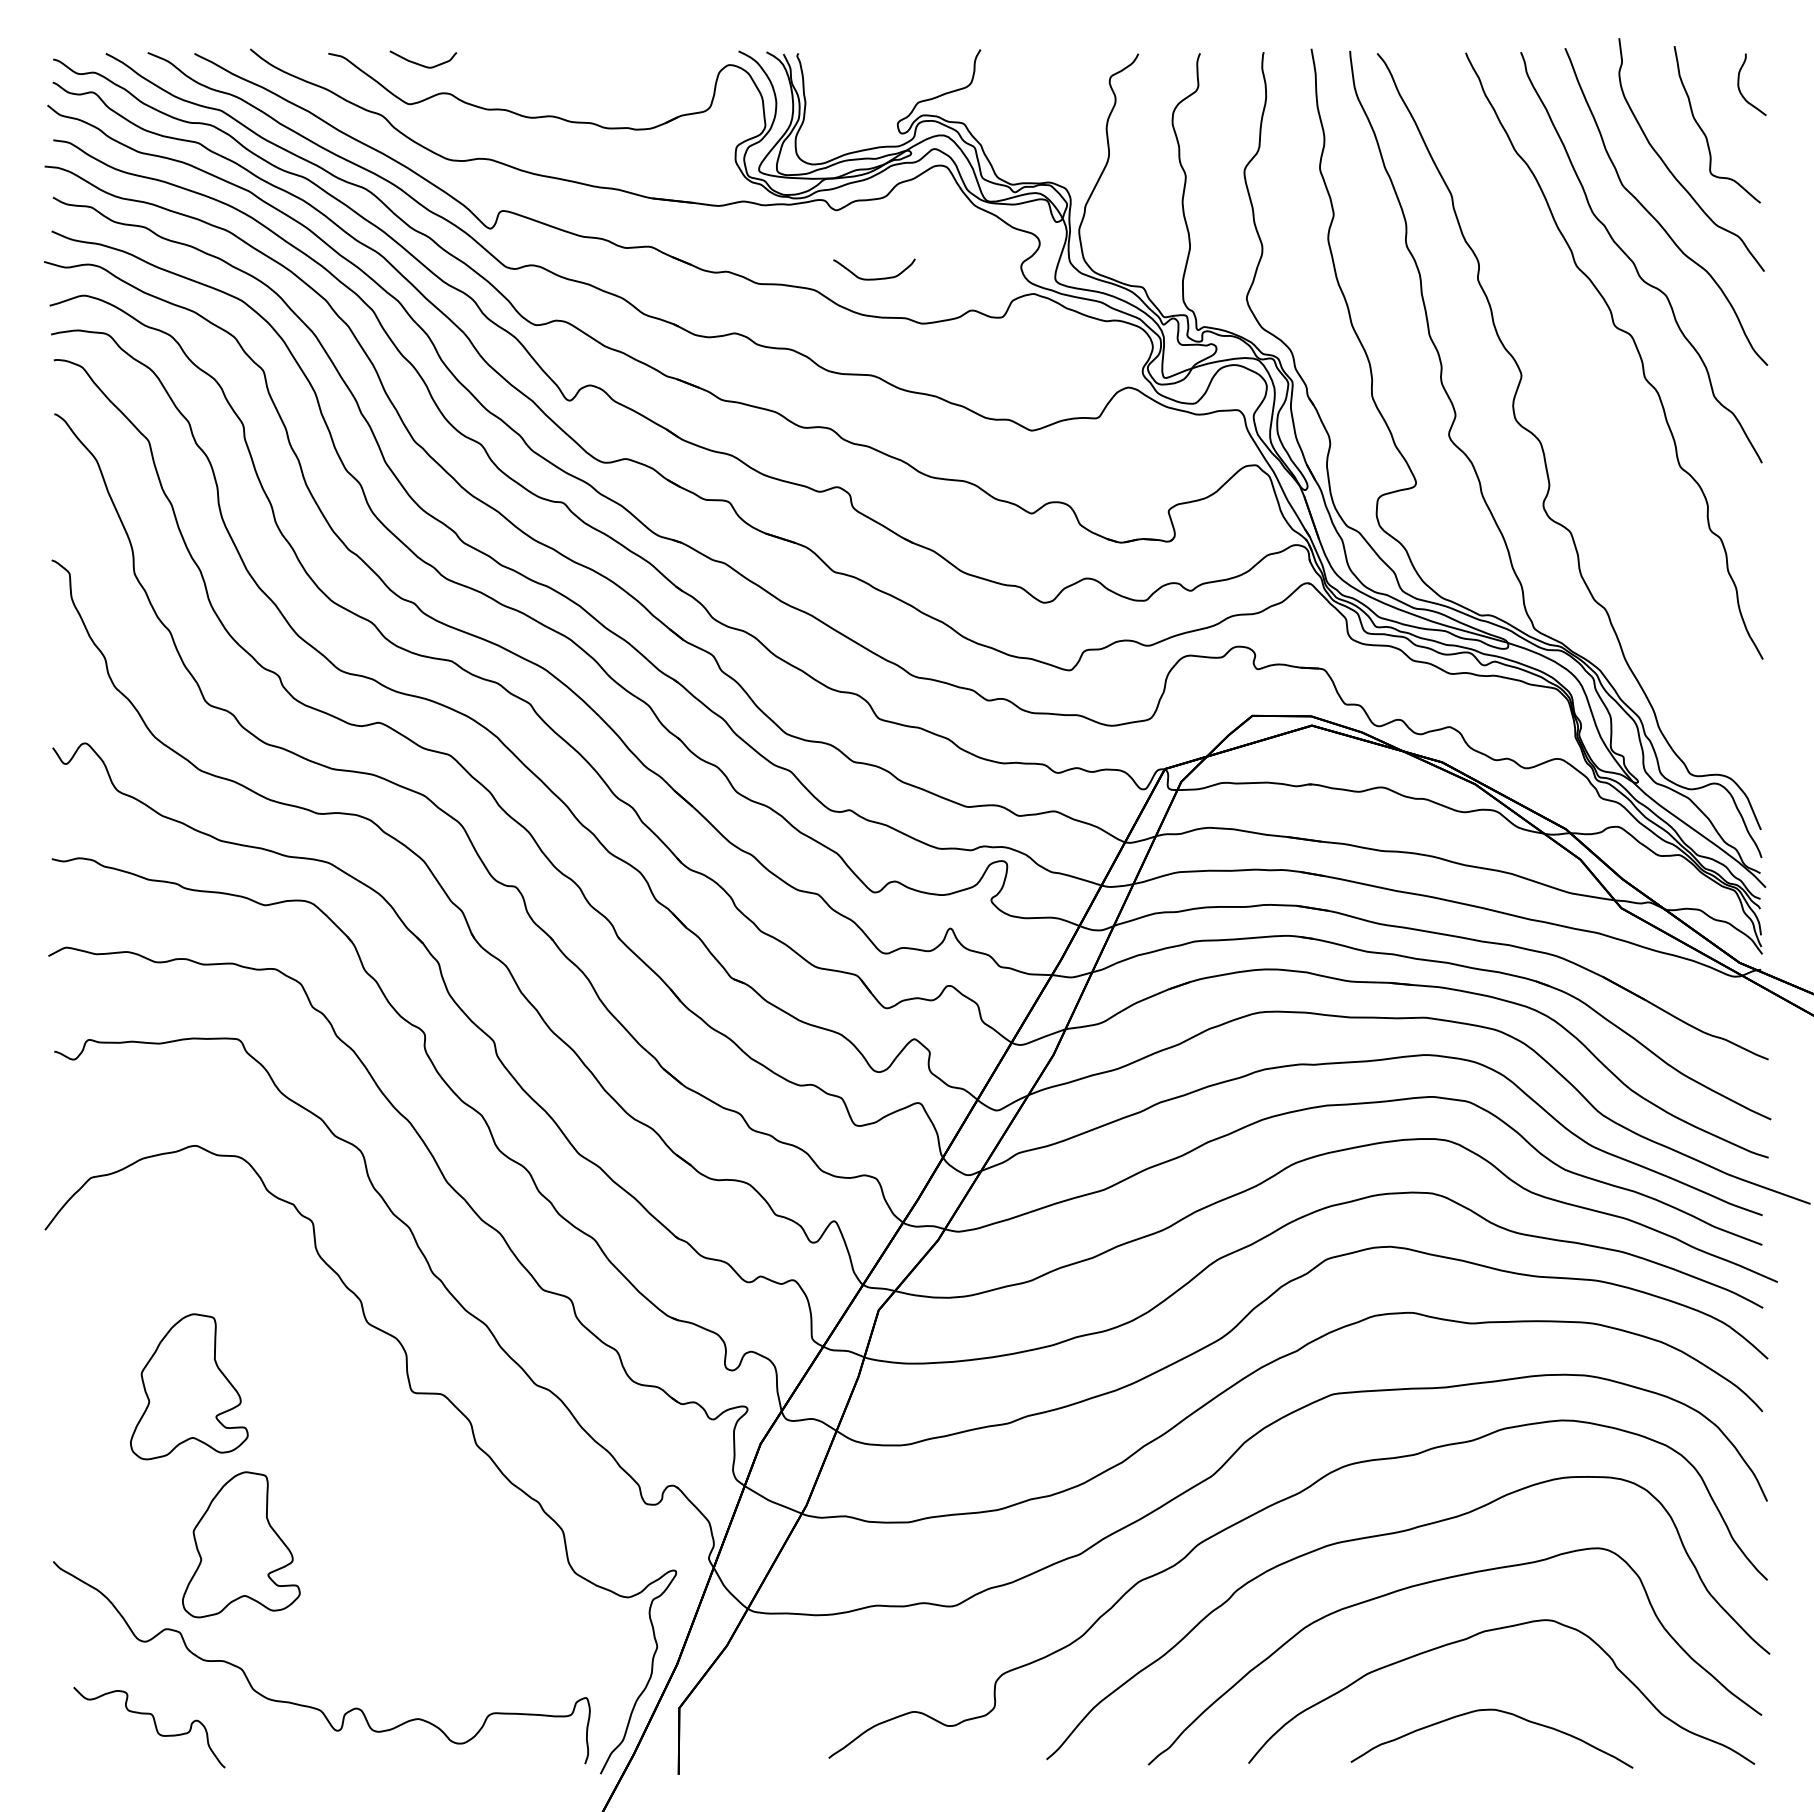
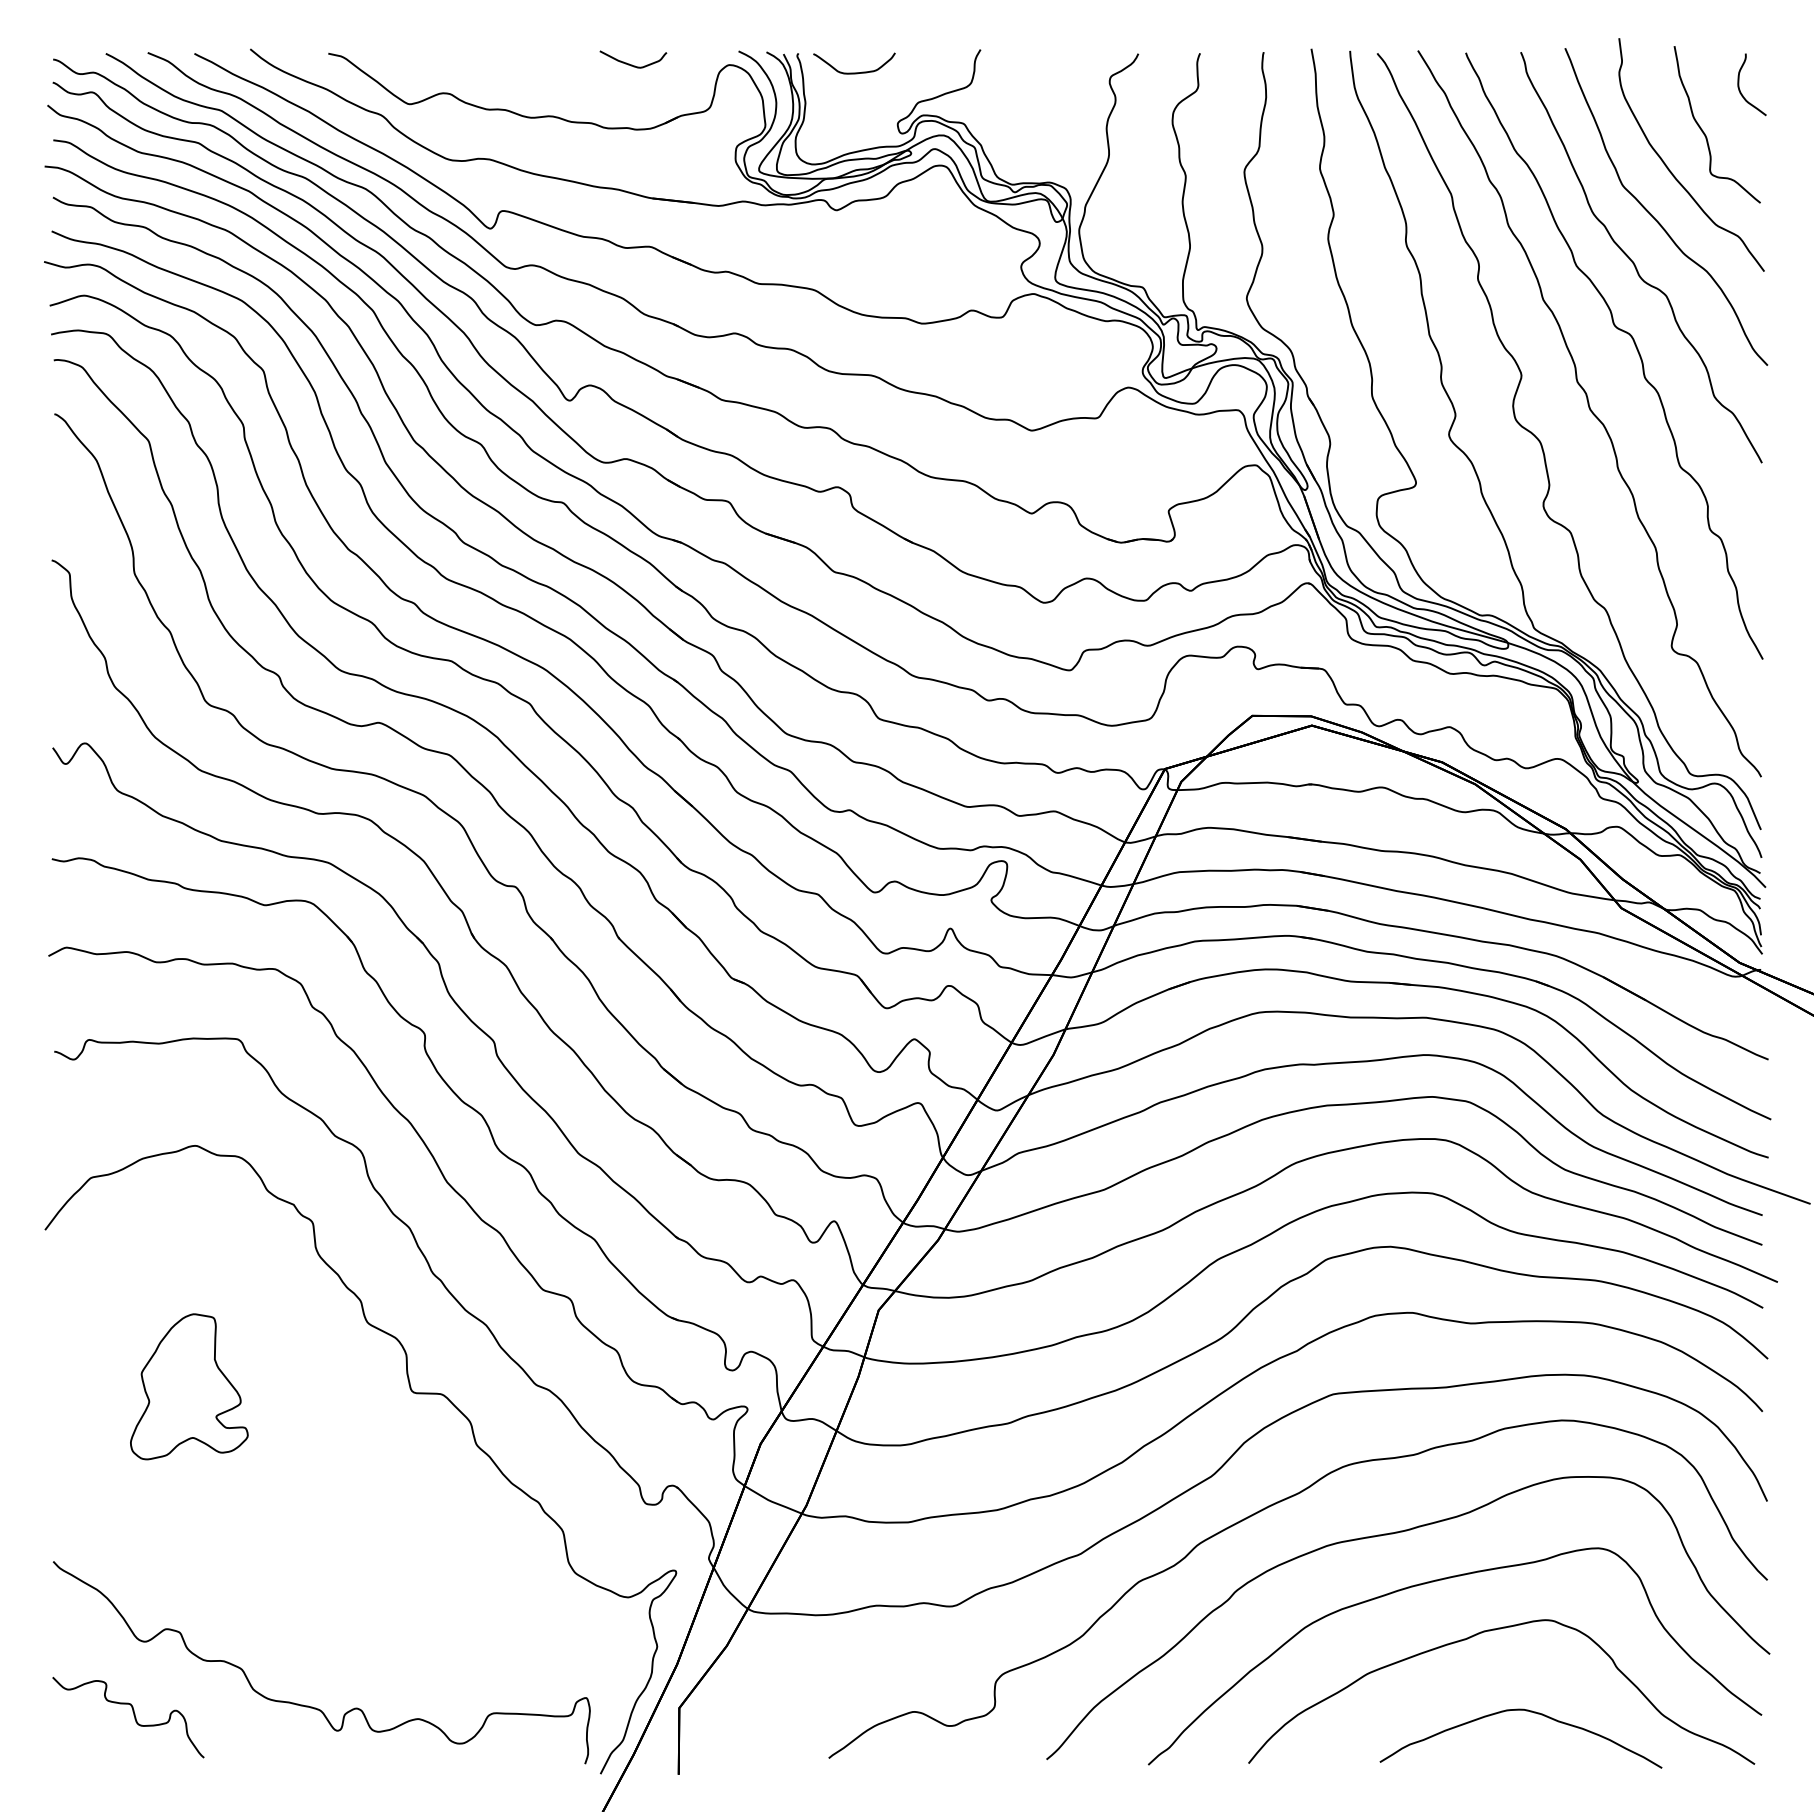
curve position: (422, 64) -> (632, 64) (632, 64)
curve position: (874, 278) -> (854, 72) (854, 72)
curve: none -> present (1590, 411)
part: present -> none (241, 1544)
curve position: (1497, 1711) -> (1526, 1711) (1526, 1711)
curve position: (154, 1725) -> (133, 1715) (133, 1715)
